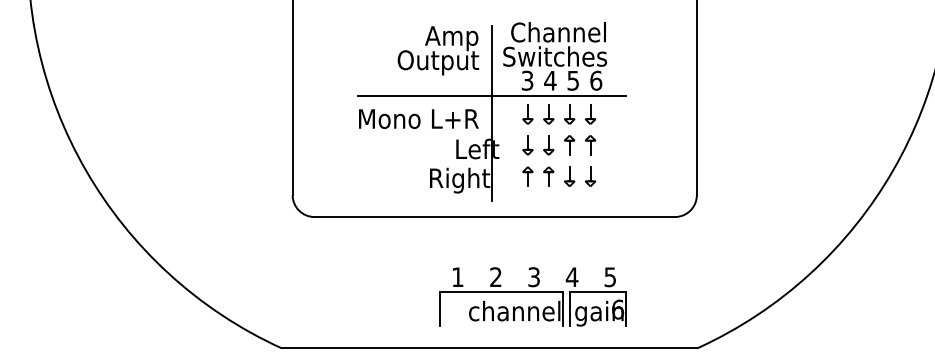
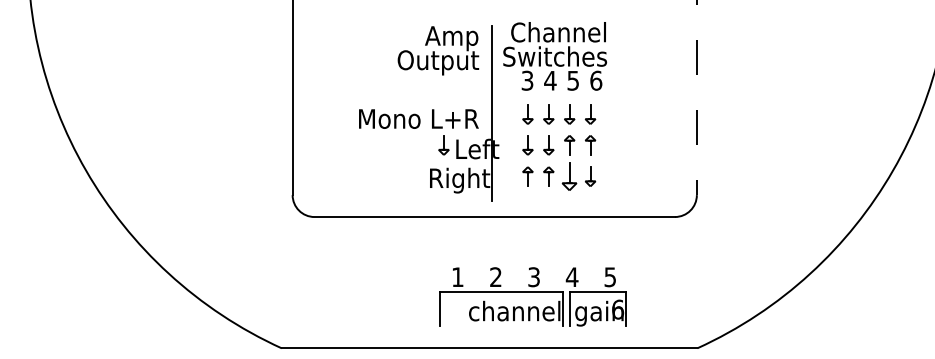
line: present -> none (492, 96)
line: solid -> dashed (696, 98)
part: none -> present (443, 145)
part size: 12x21 px -> 17x29 px (569, 176)
